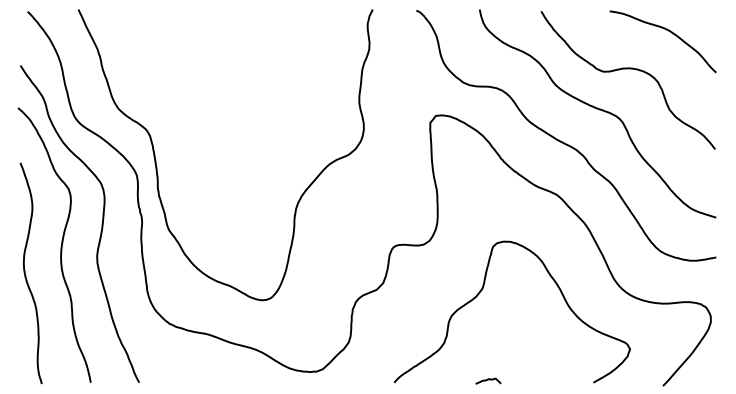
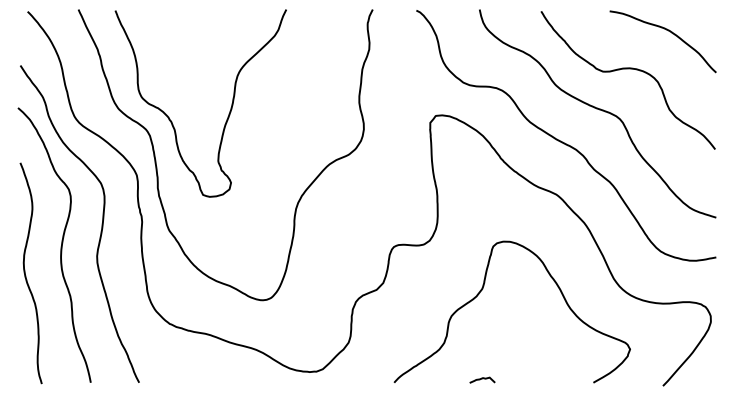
curve: none -> present (228, 113)
curve position: (488, 380) -> (482, 379) (482, 379)
